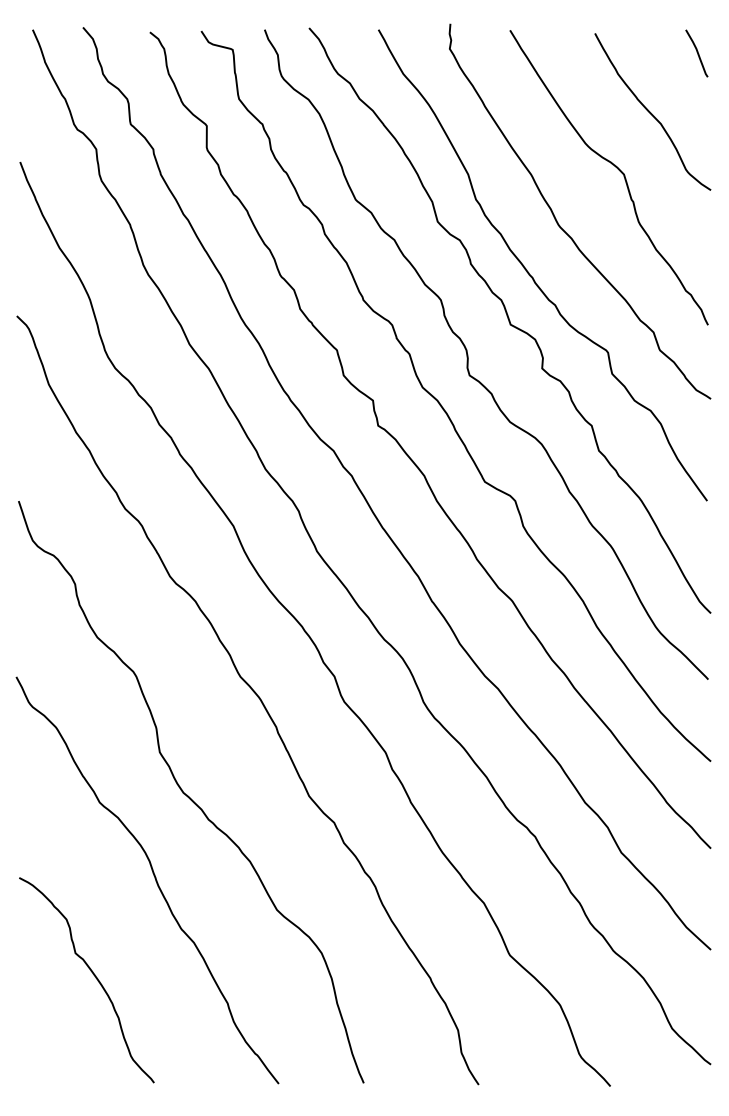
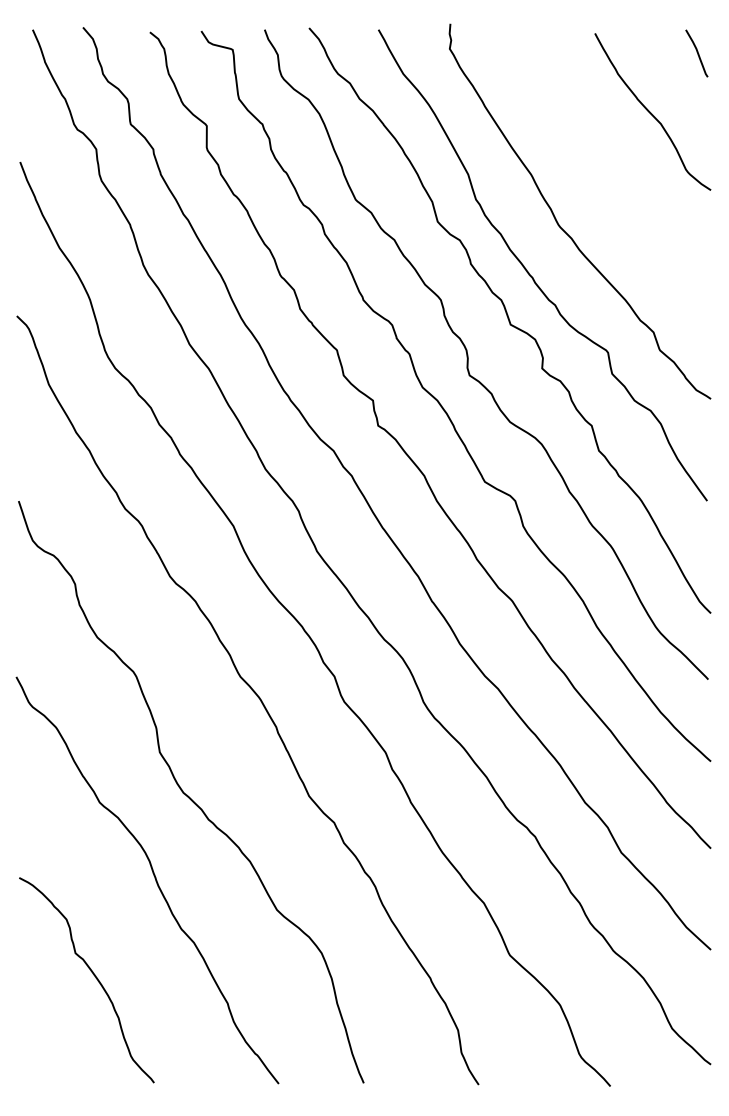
curve: present -> none (616, 168)
